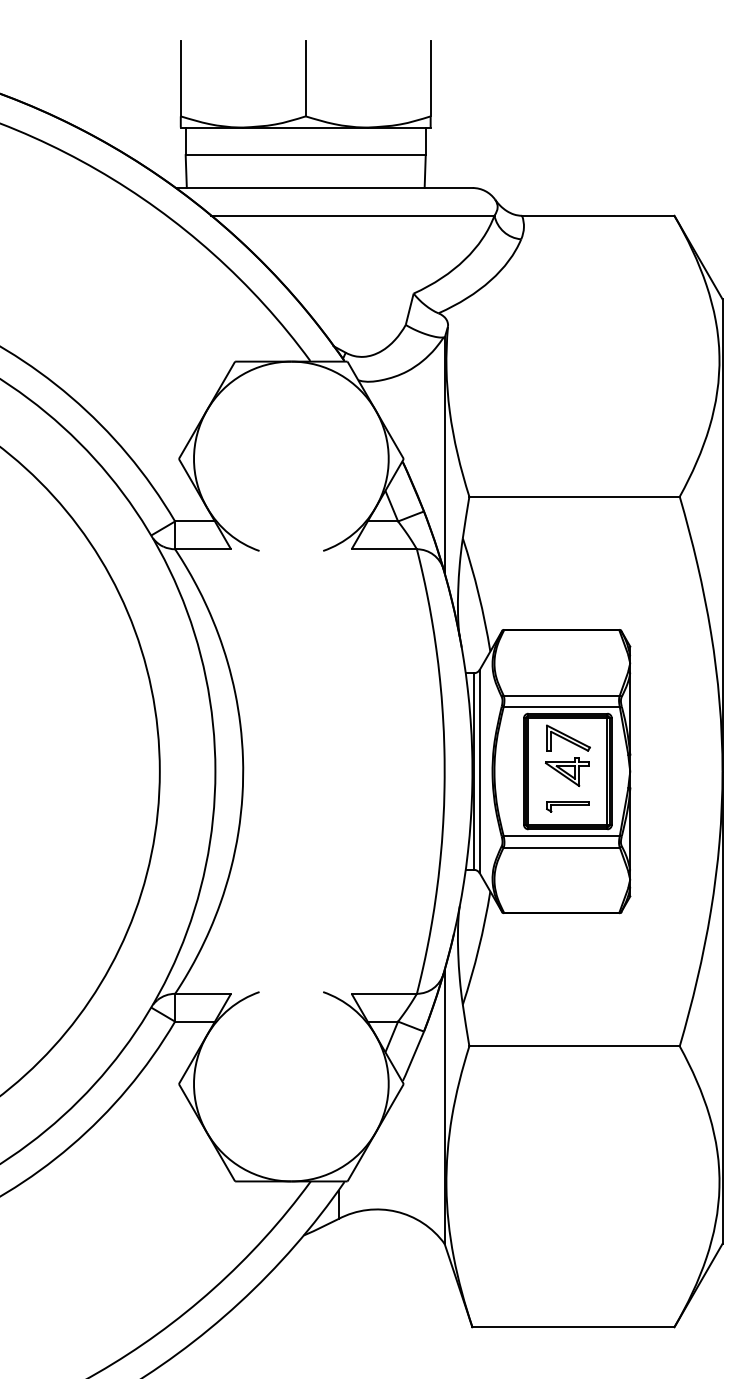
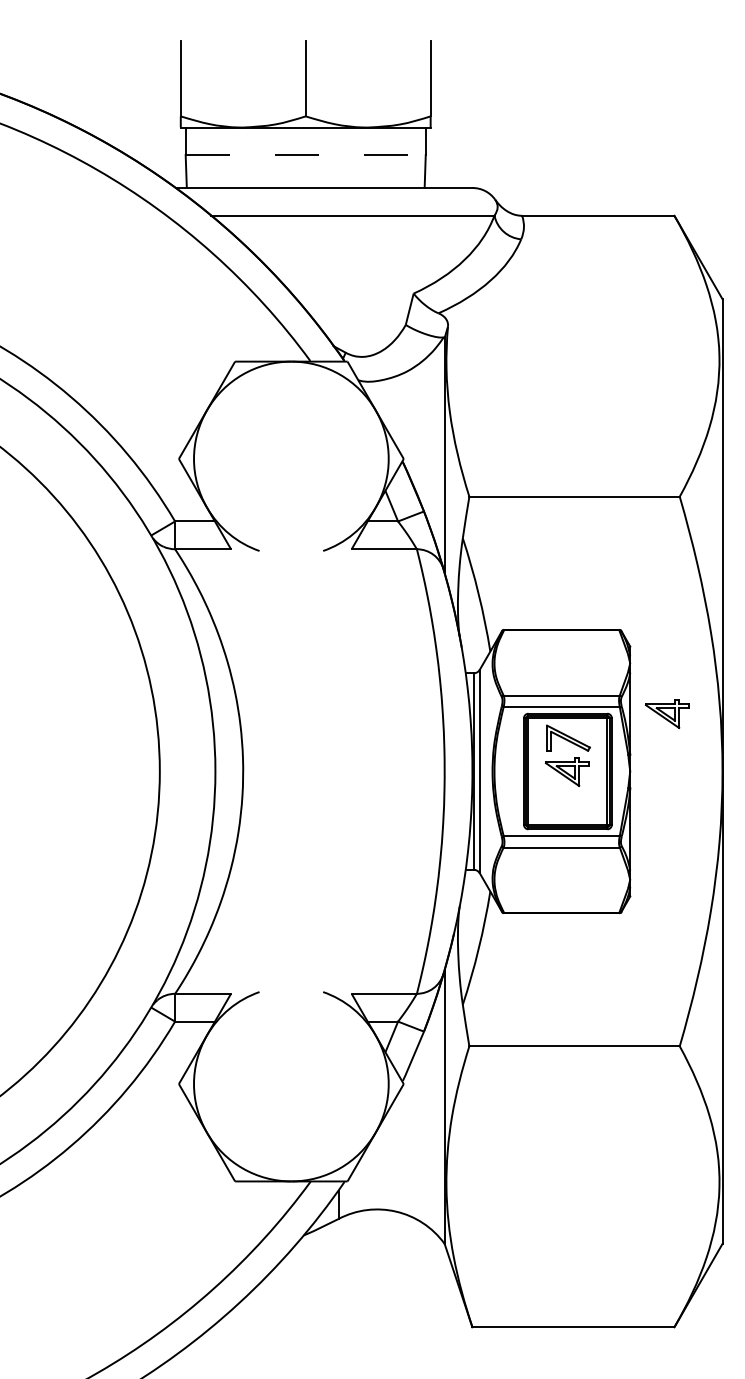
line: solid -> dashed (306, 155)
part: none -> present (667, 713)
part: present -> none (567, 806)
